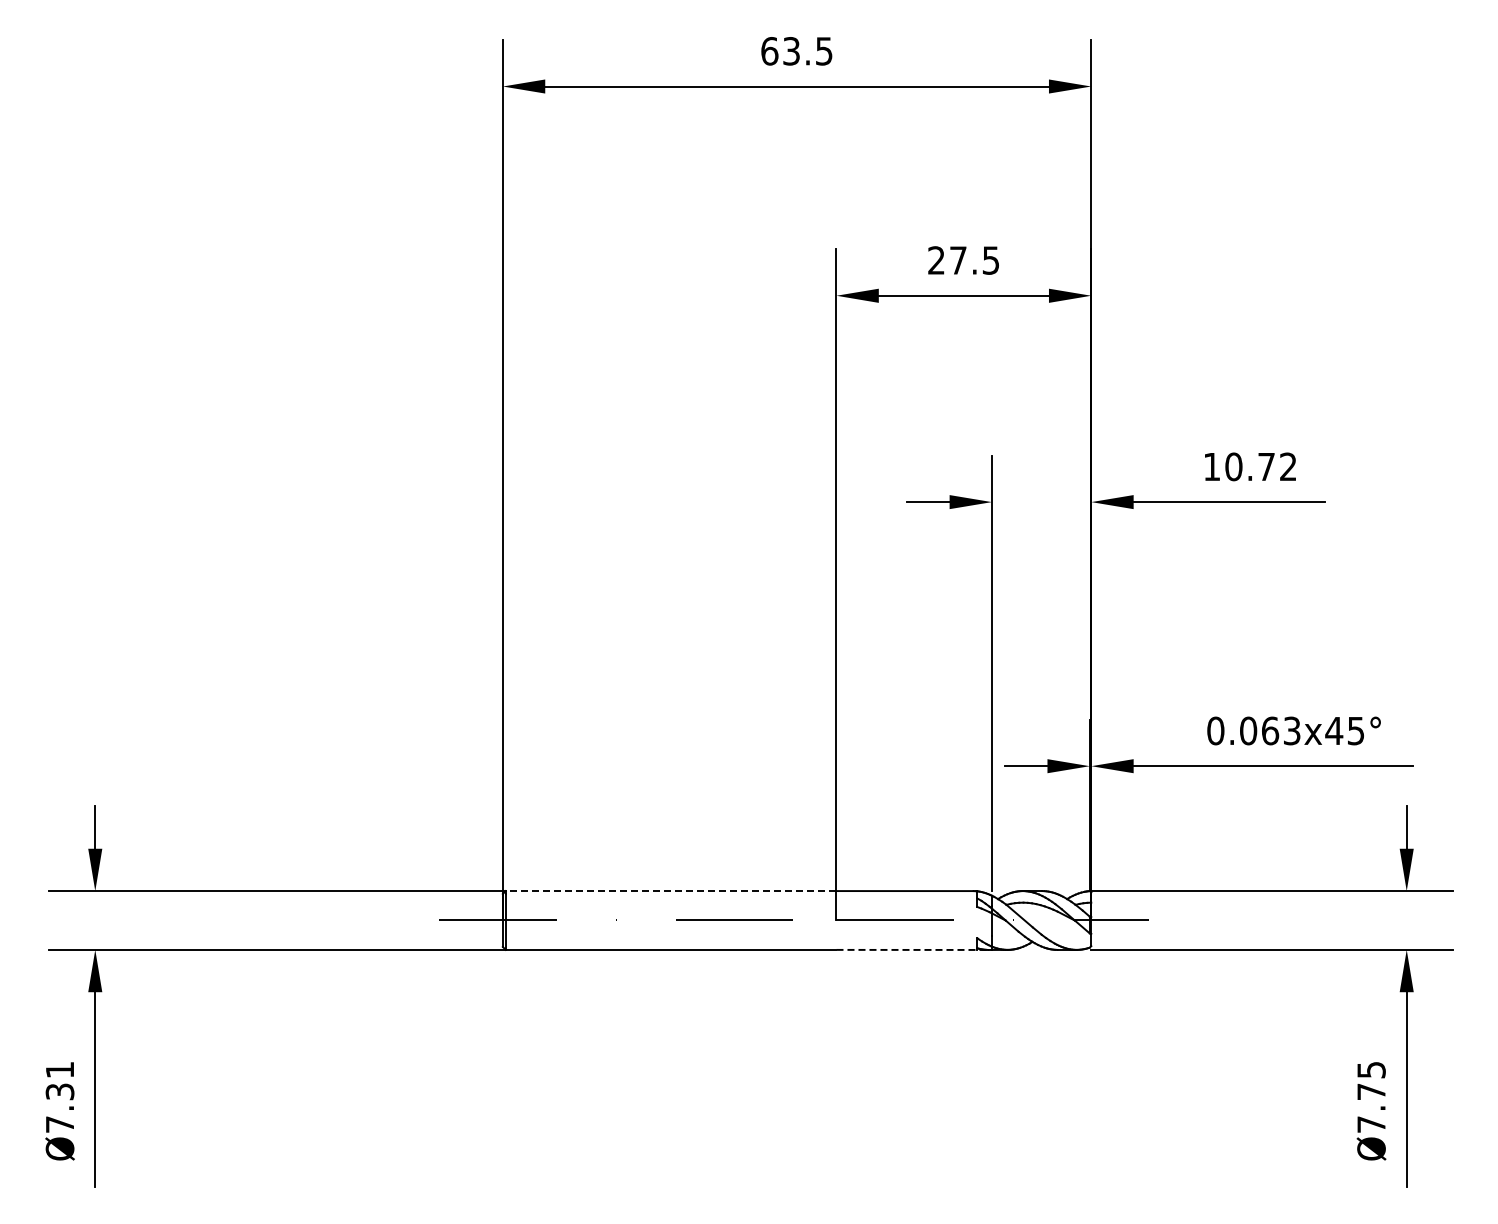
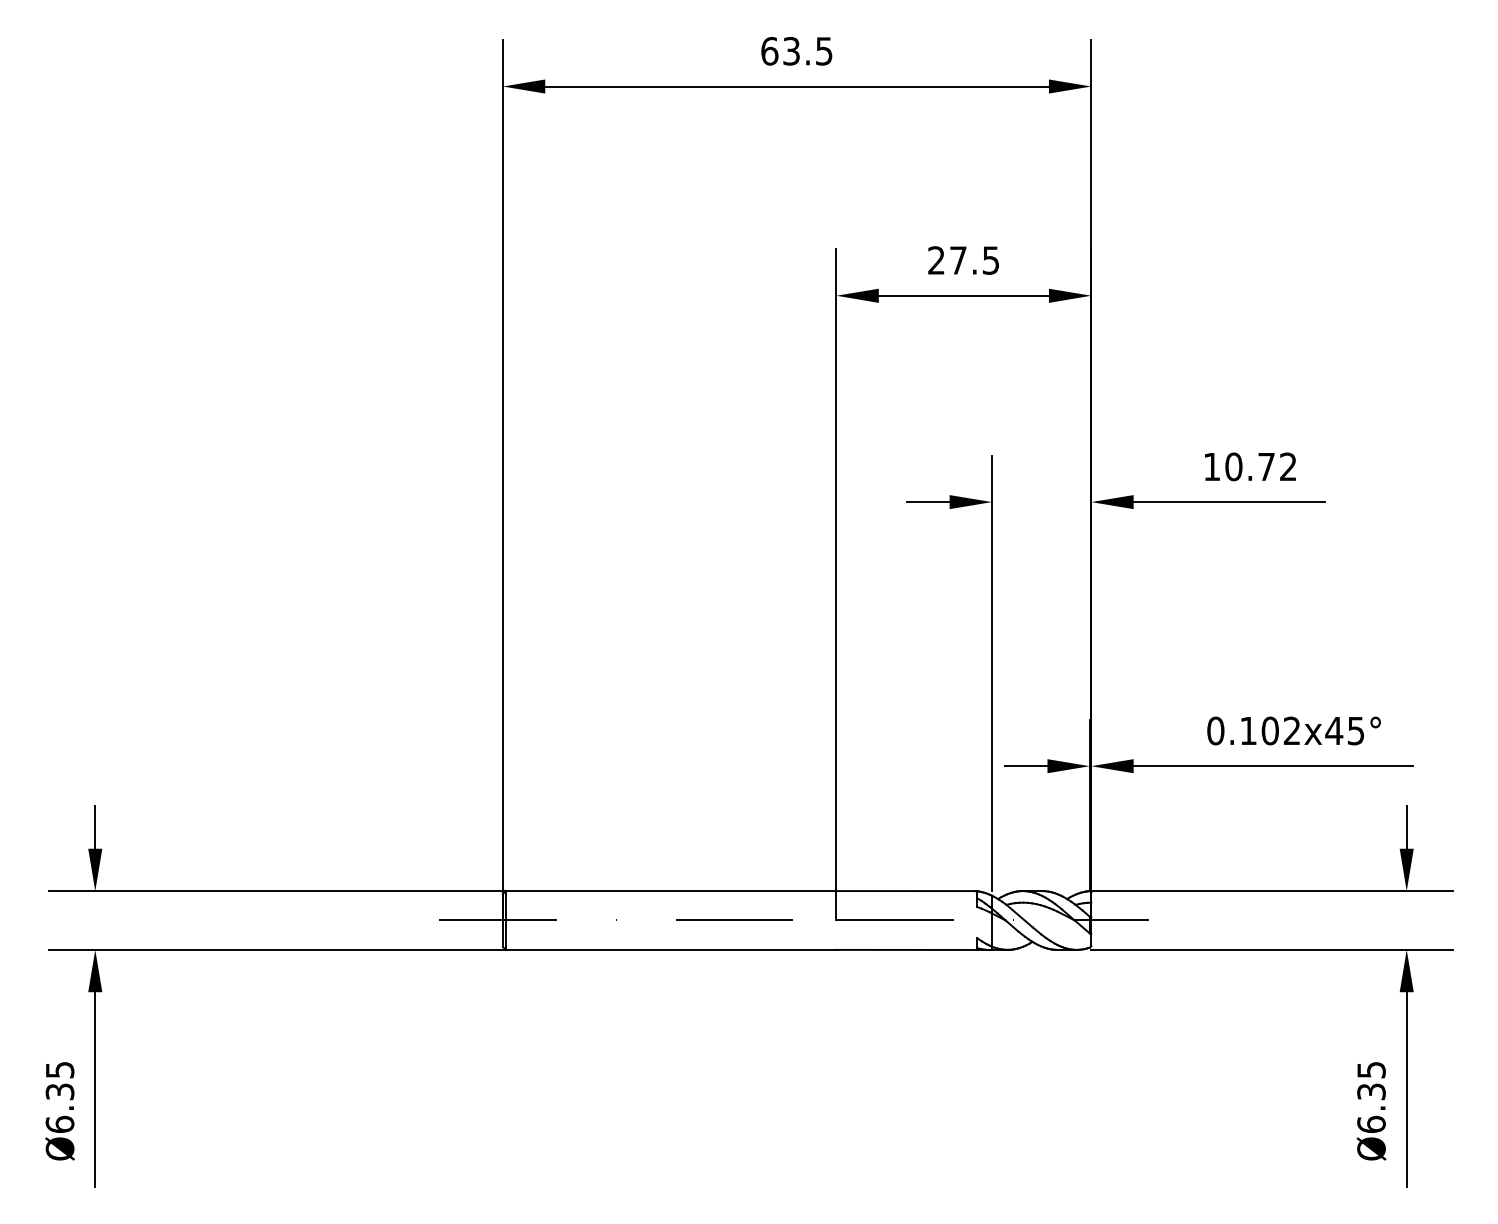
text: 0.063x45° -> 0.102x45° (1270, 730)
line: dashed -> solid (670, 891)
line: dashed -> solid (914, 949)
text: Ø7.31 -> Ø6.35 (59, 1097)
text: Ø7.75 -> Ø6.35 (1371, 1107)
